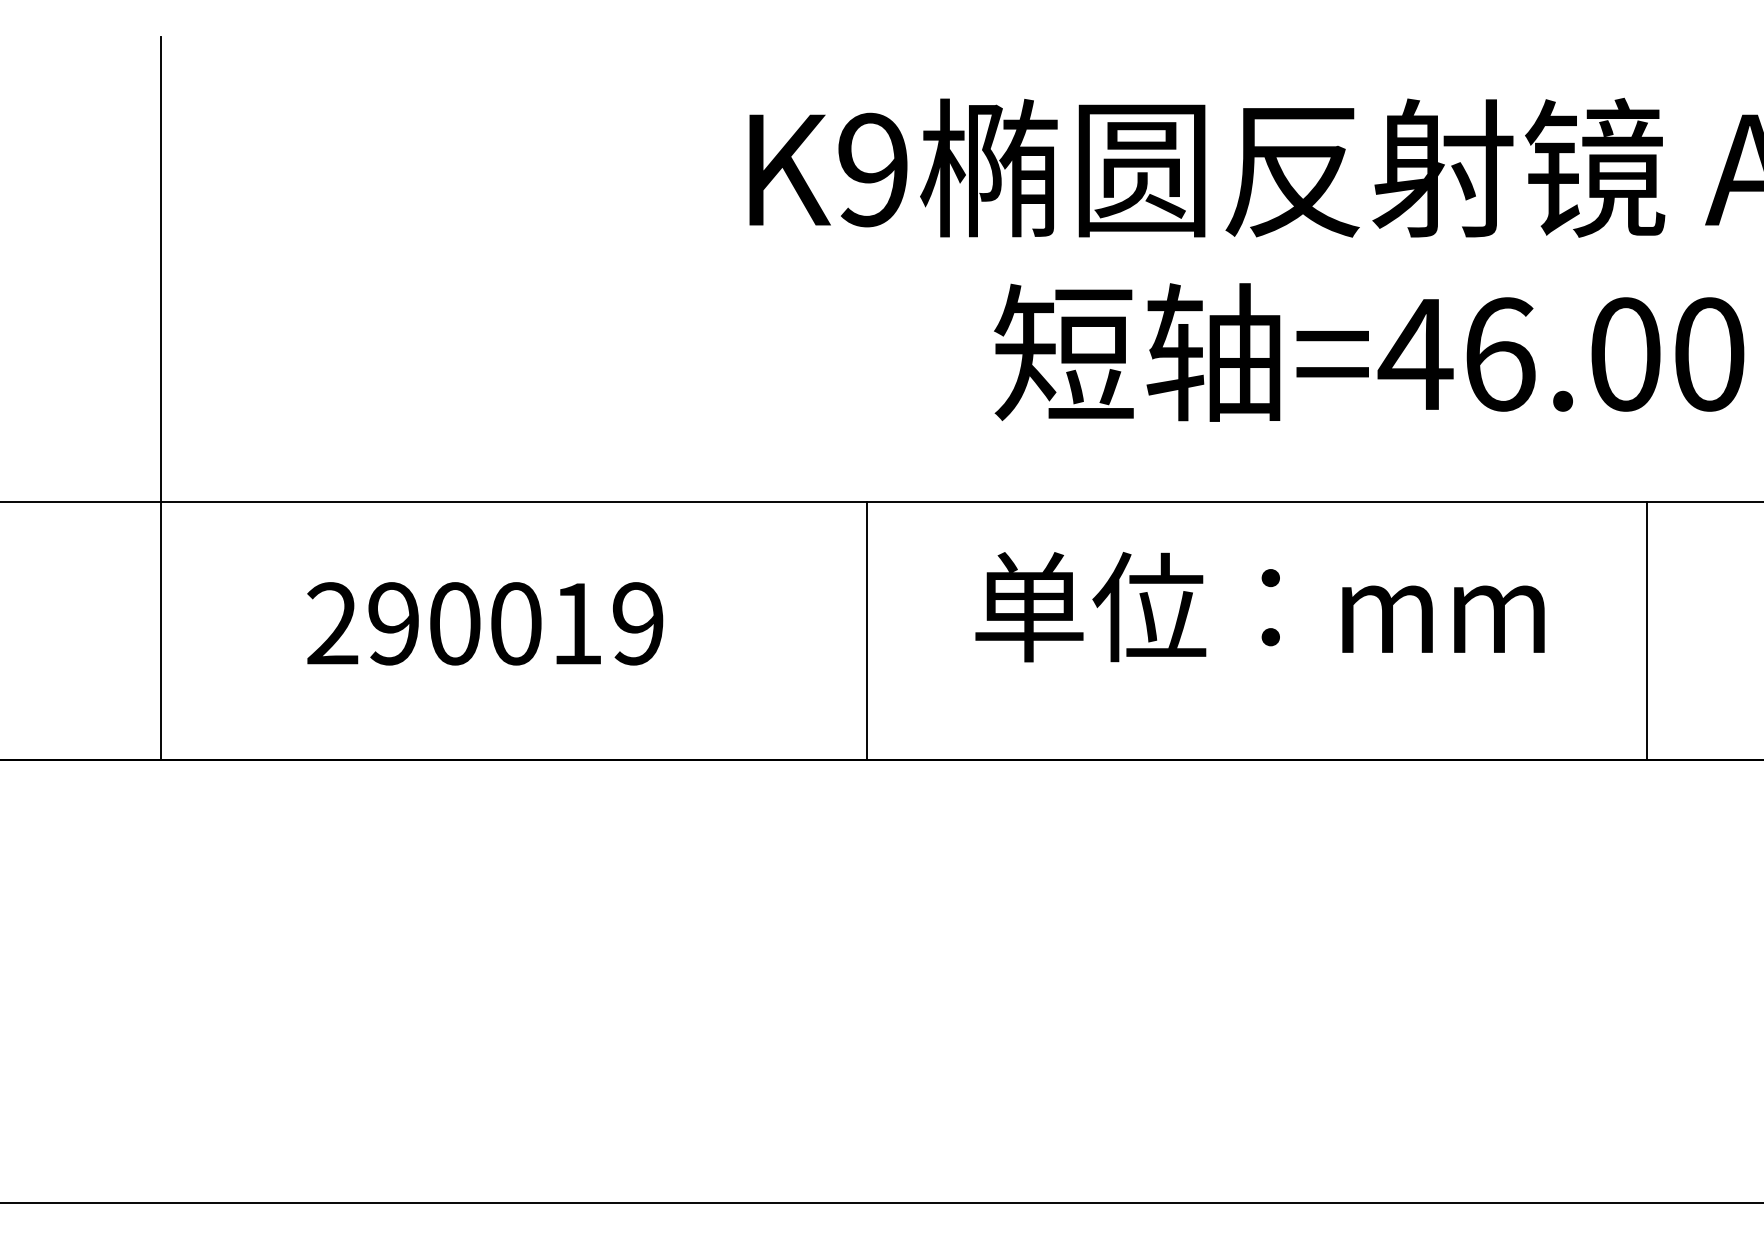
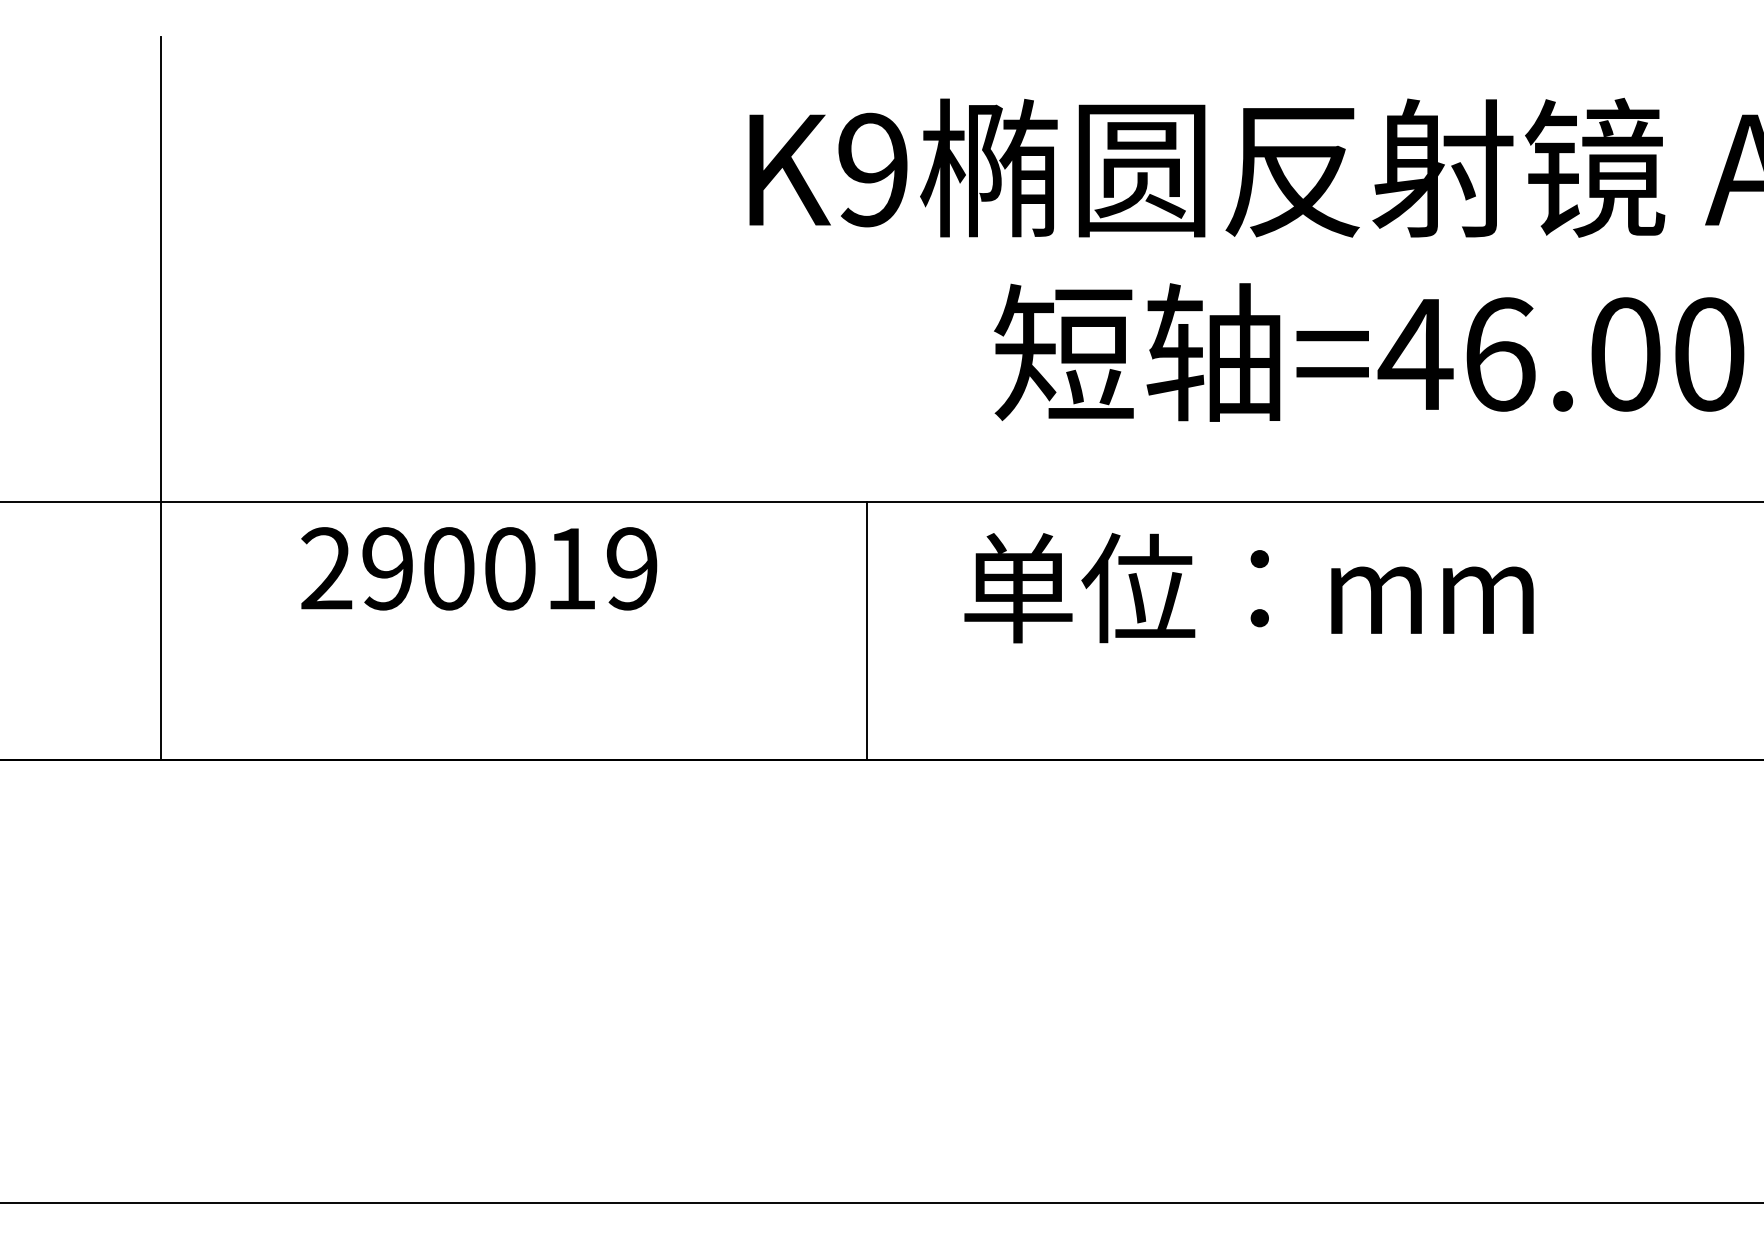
text position: (1259, 607) -> (1248, 588) (1248, 588)
text position: (485, 623) -> (479, 568) (479, 568)
line: present -> none (1647, 630)
